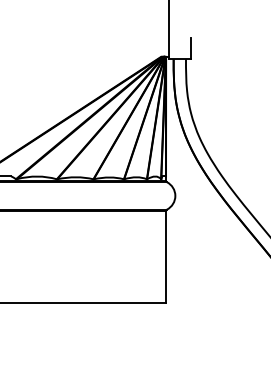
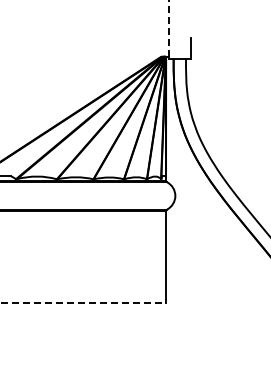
line: solid -> dashed (169, 28)
line: solid -> dashed (83, 303)
